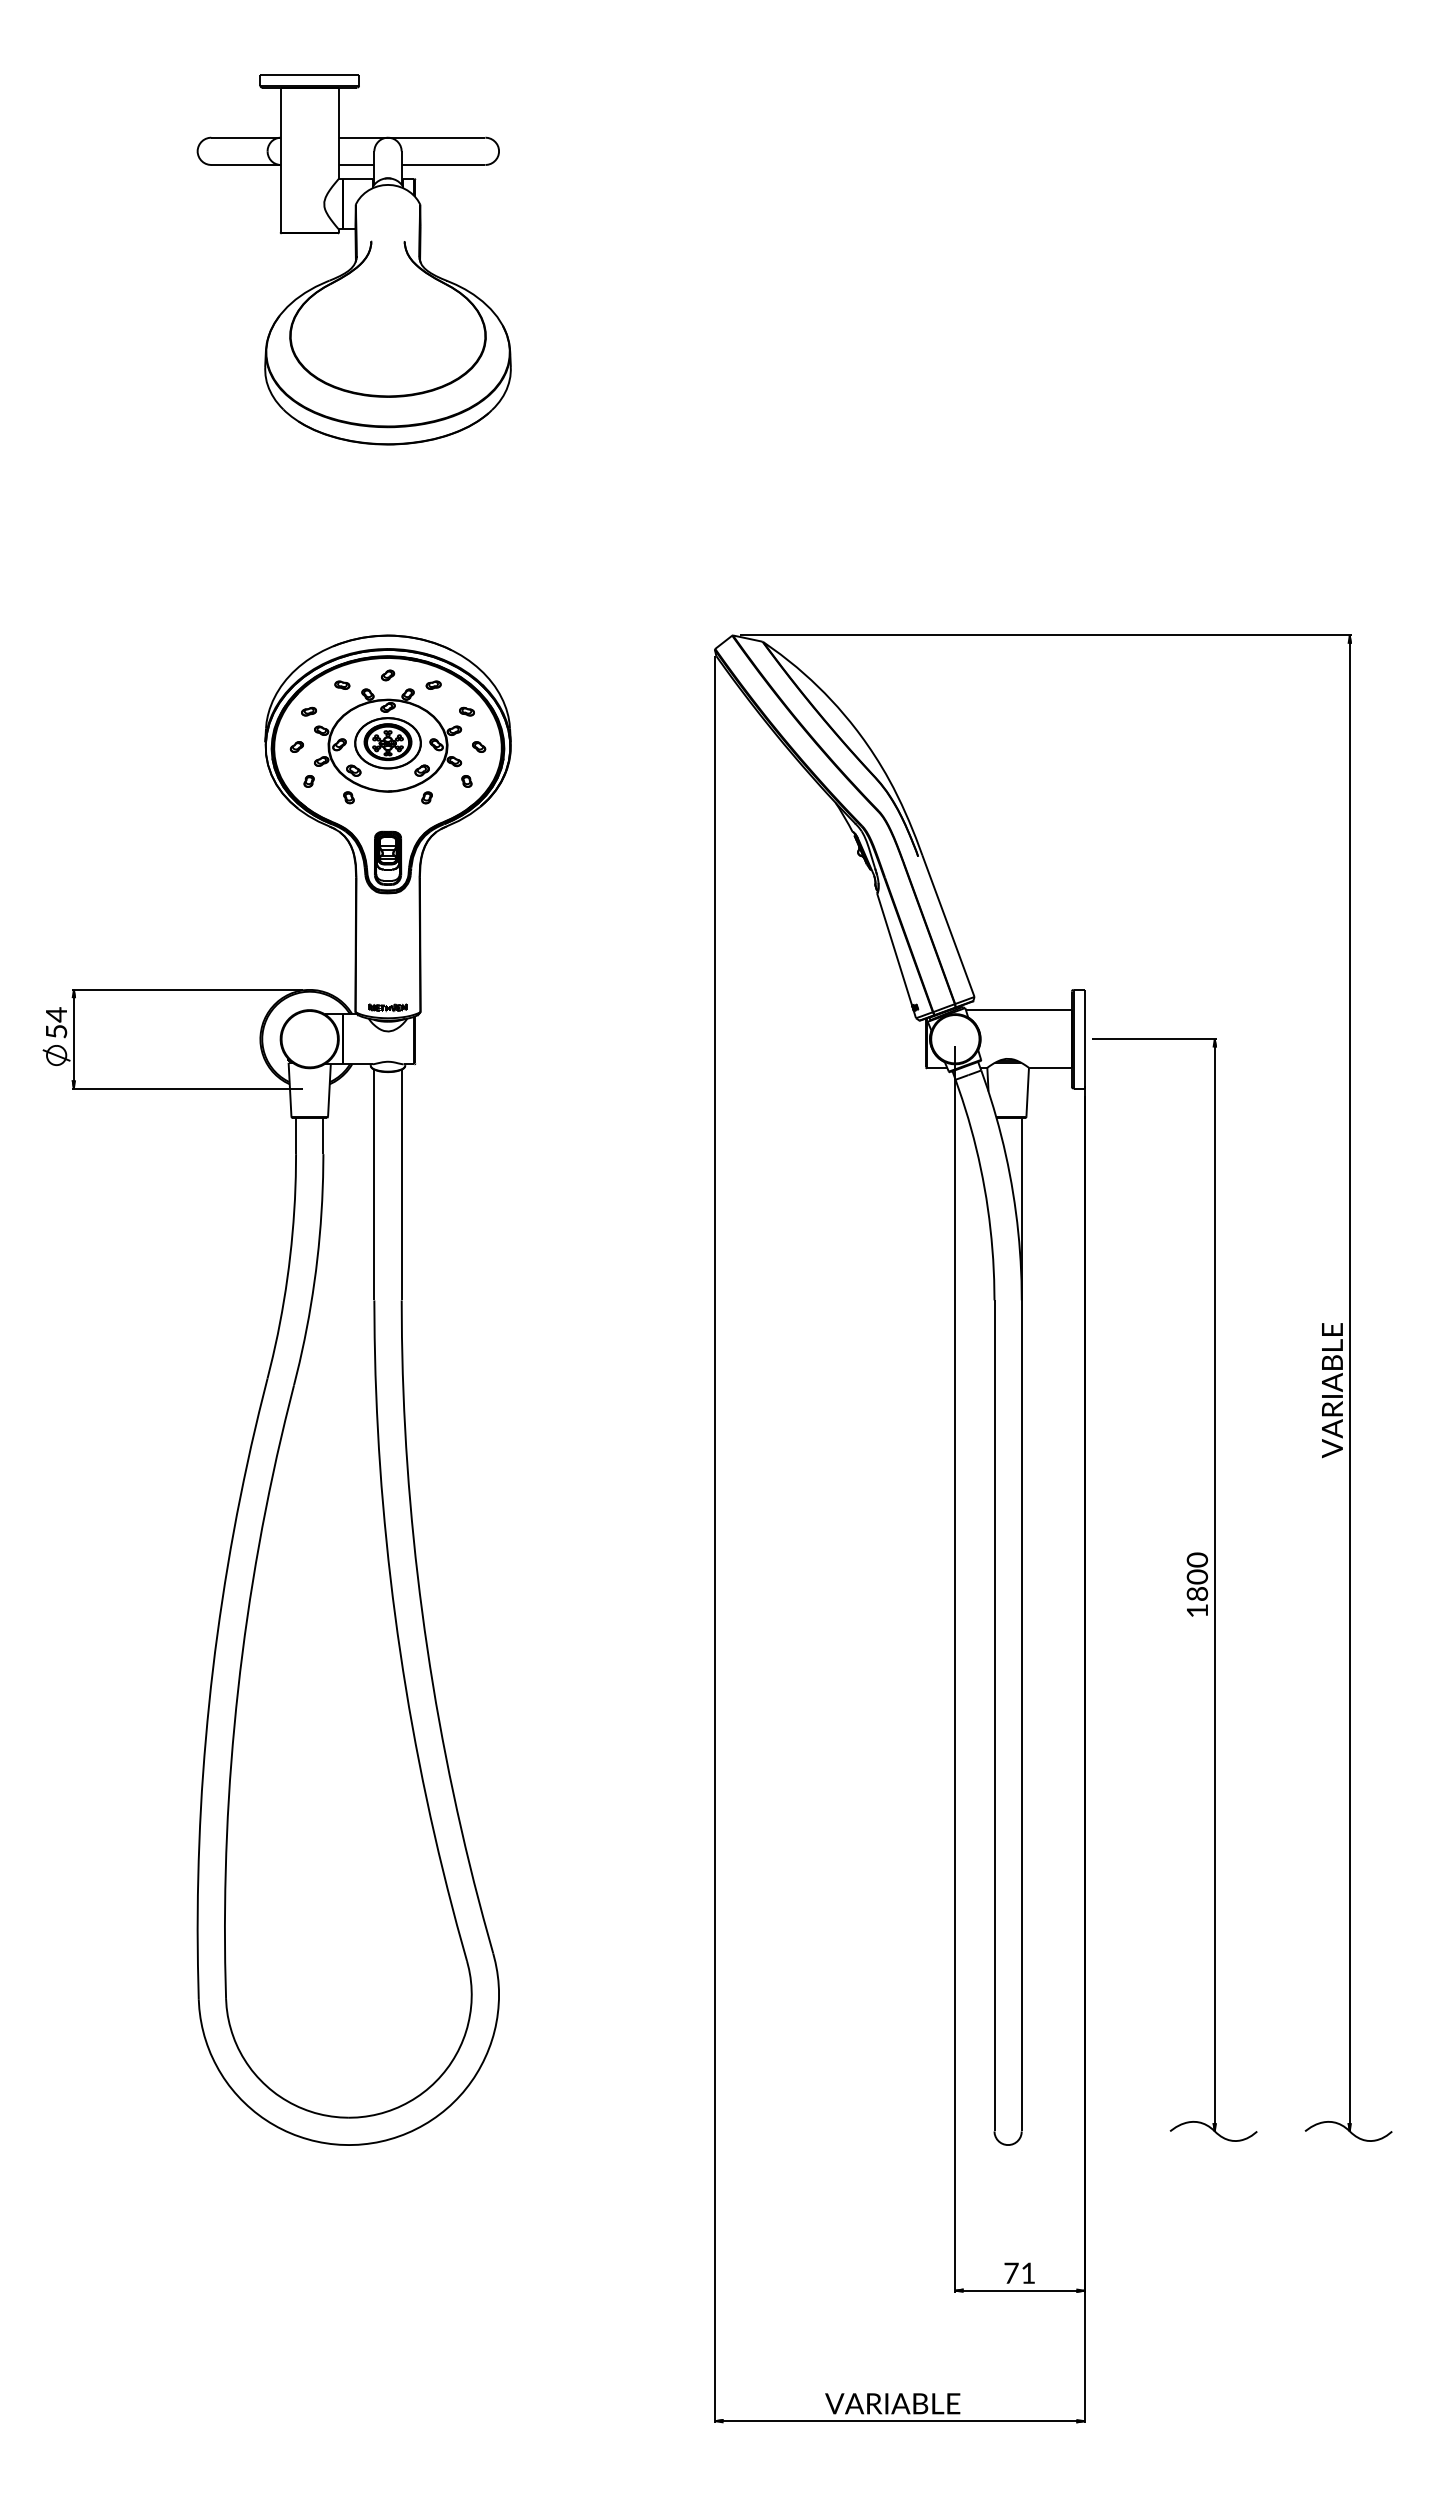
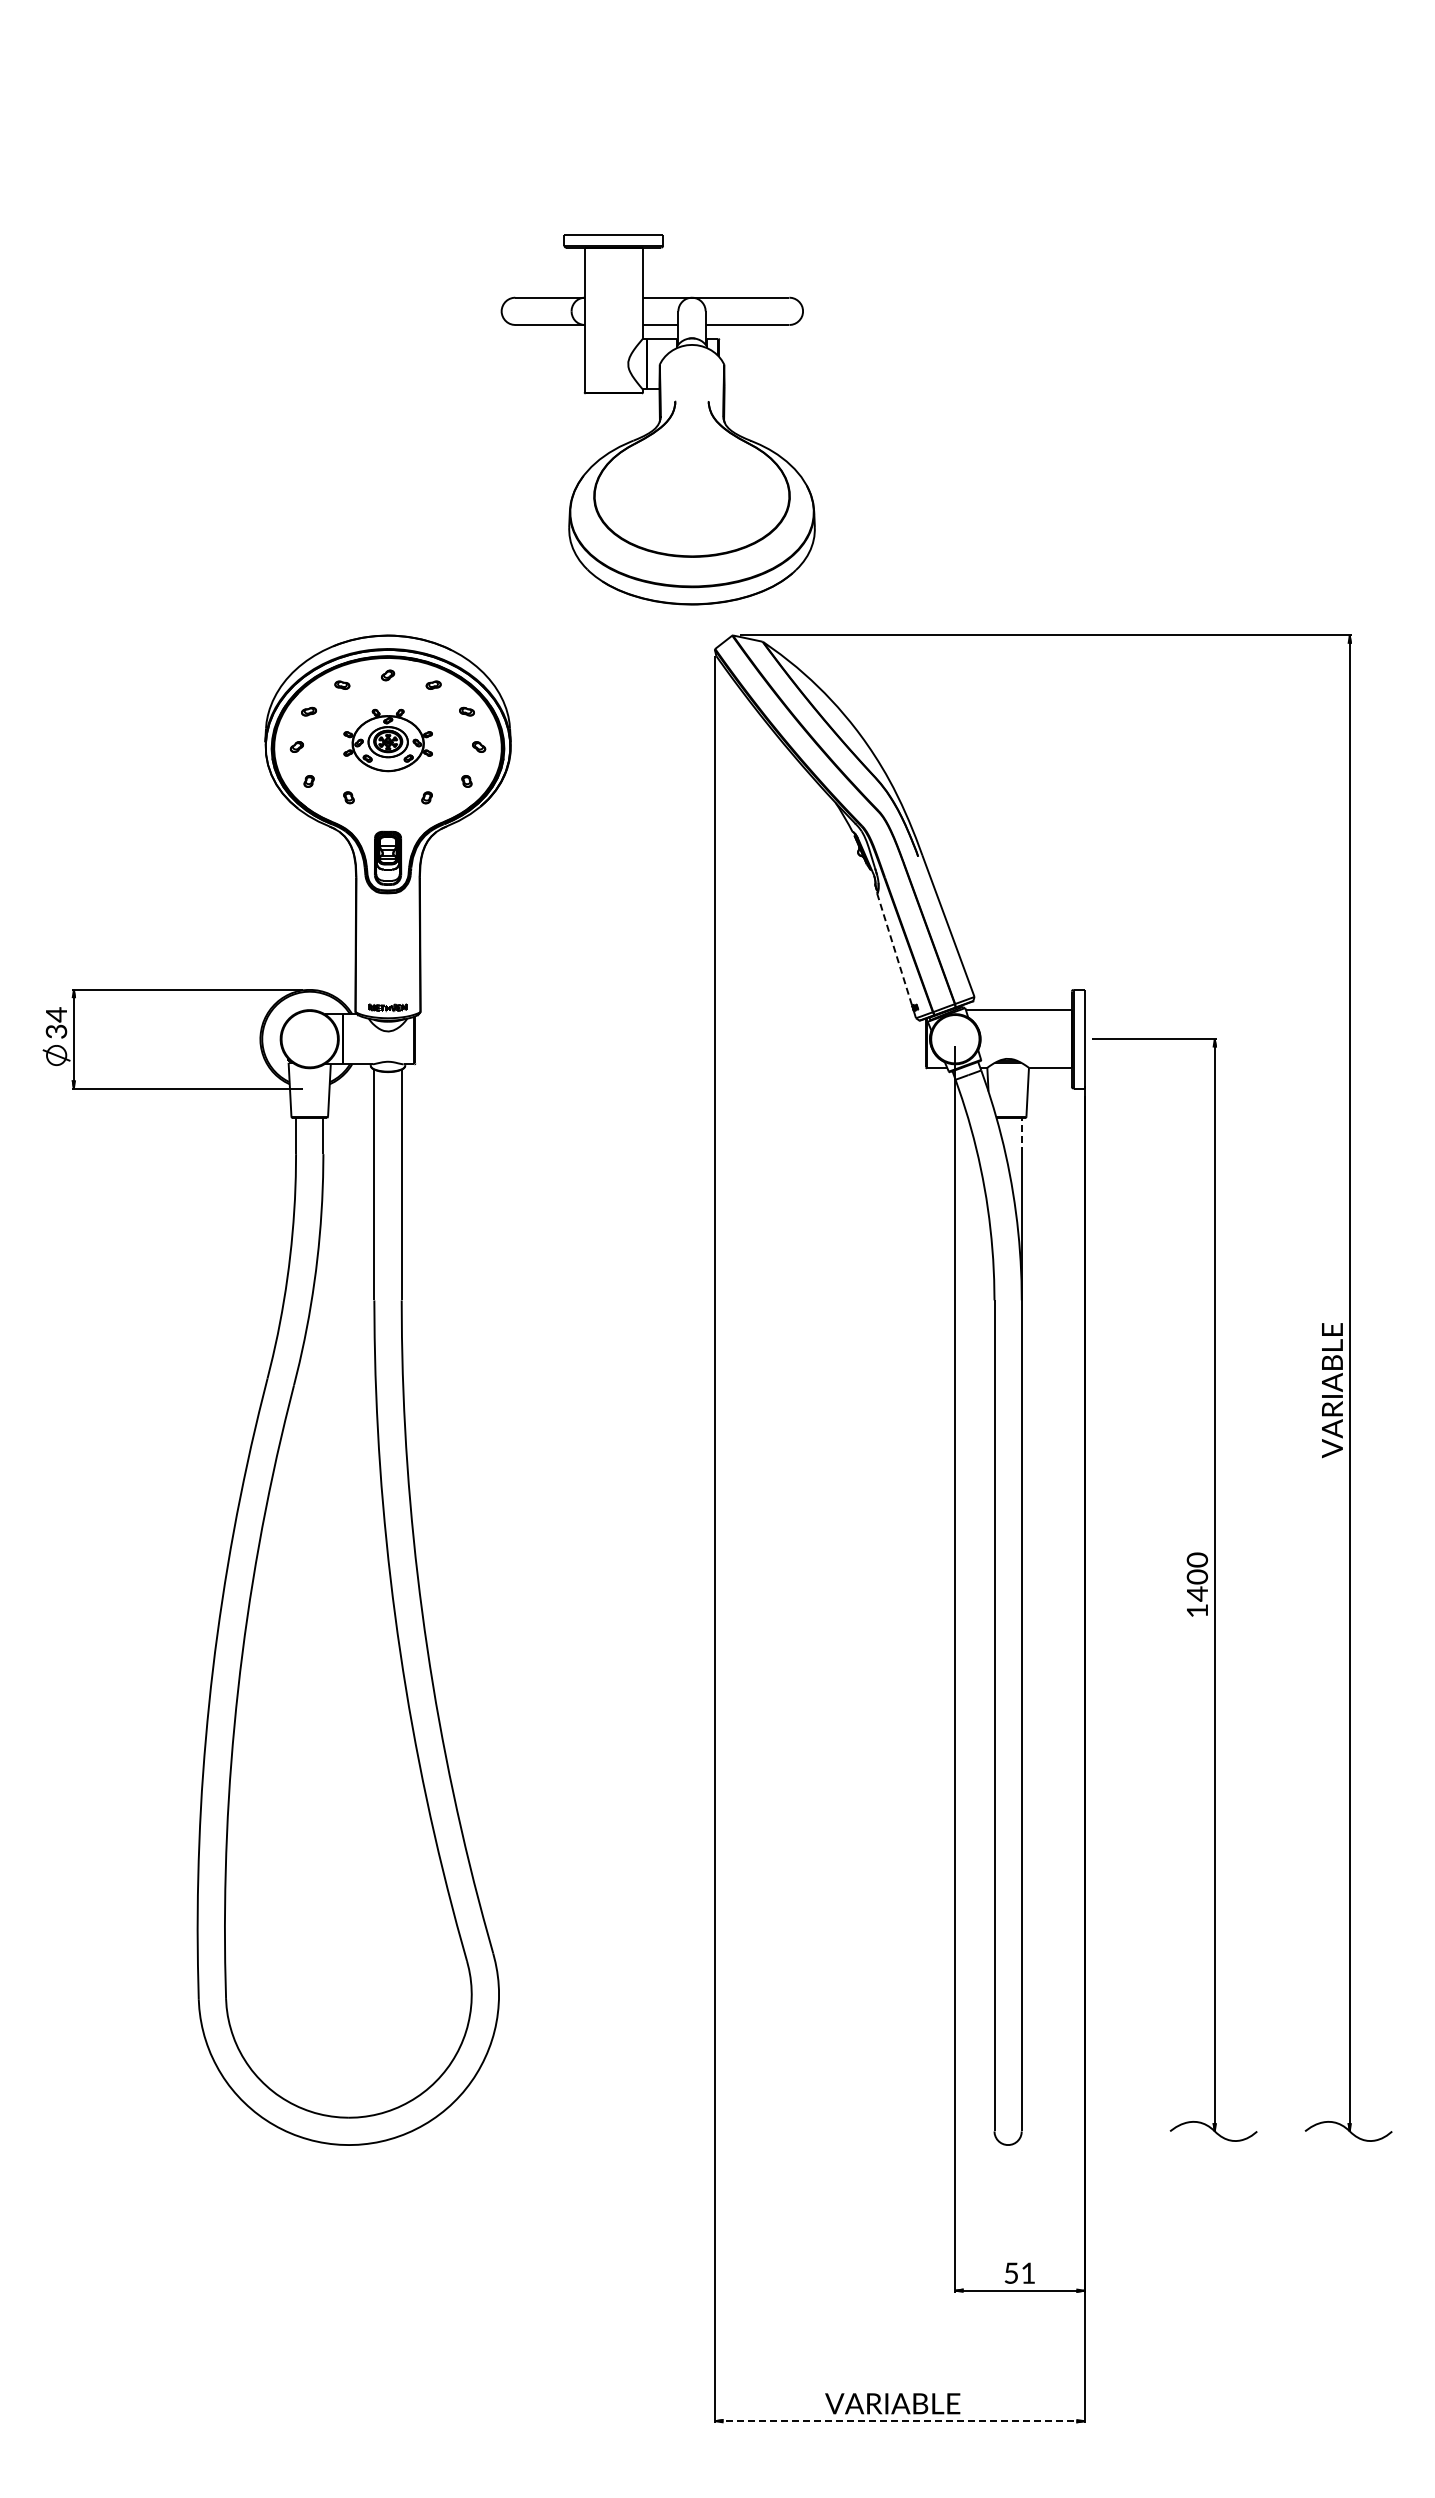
part position: (353, 259) -> (657, 419) (657, 419)
part size: 149x105 px -> 90x65 px (387, 740)
line: solid -> dashed (895, 951)
text: 54 -> 34 (56, 1031)
line: solid -> dashed (1021, 1135)
text: 1800 -> 1400 (1197, 1593)
text: 71 -> 51 (1011, 2272)
line: solid -> dashed (899, 2421)
